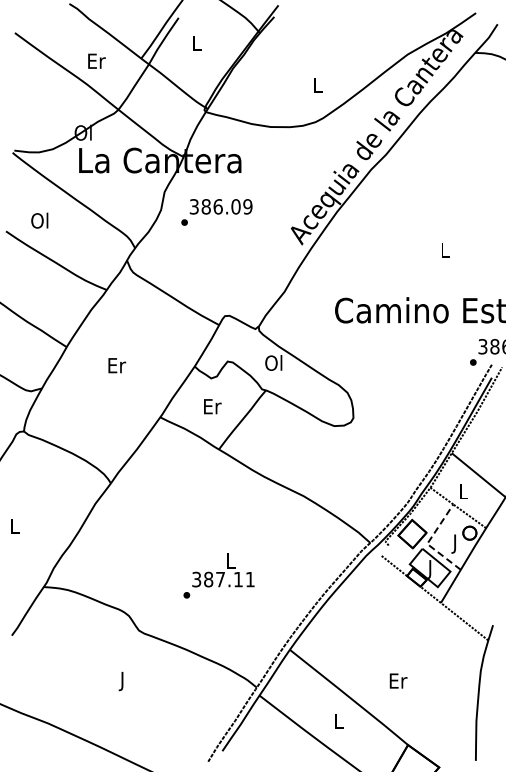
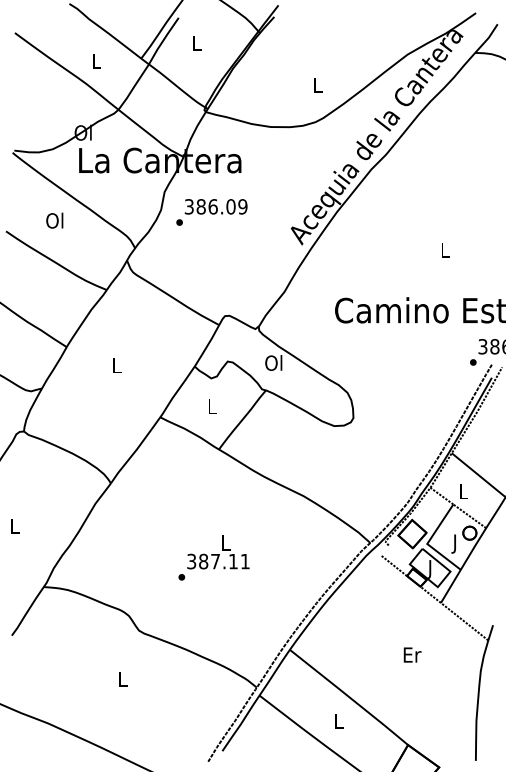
text: Er -> L (96, 60)
text position: (216, 212) -> (211, 212) (211, 212)
text position: (39, 220) -> (54, 220) (54, 220)
text: Er -> L (117, 365)
text: Er -> L (212, 406)
line: dashed -> solid (428, 542)
text position: (218, 575) -> (213, 557) (213, 557)
text position: (398, 680) -> (412, 654) (412, 654)
text: J -> L (122, 681)
